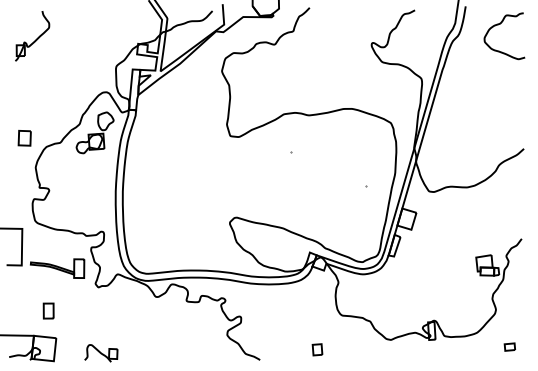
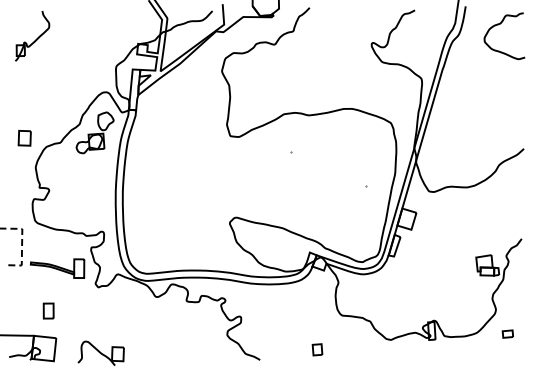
line: solid -> dashed (22, 244)
part position: (509, 346) -> (507, 333) (507, 333)
part size: 35x19 px -> 48x26 px (100, 352)
